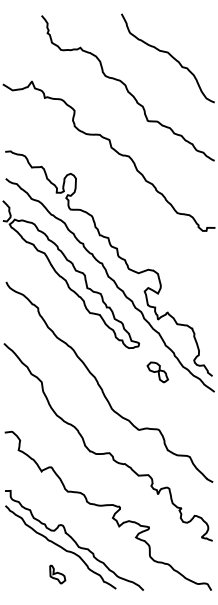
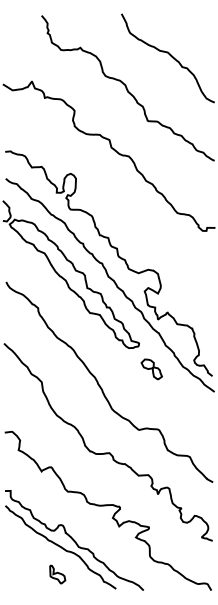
part position: (157, 372) -> (151, 369) (151, 369)
